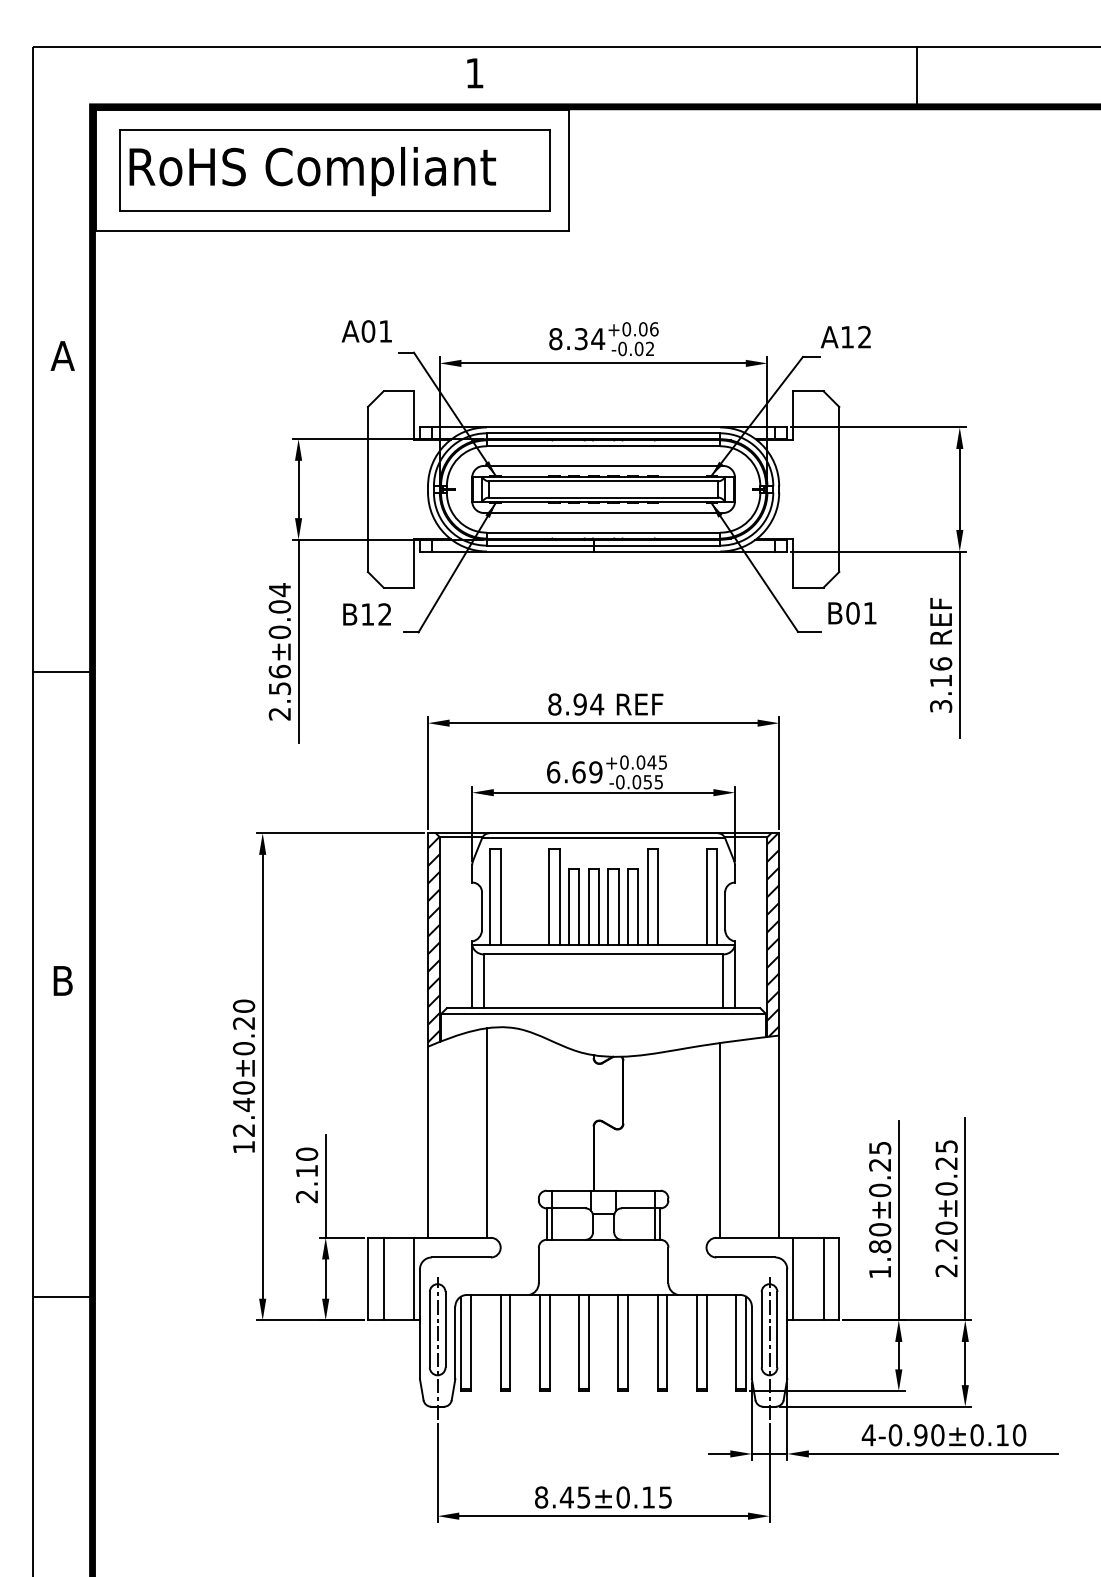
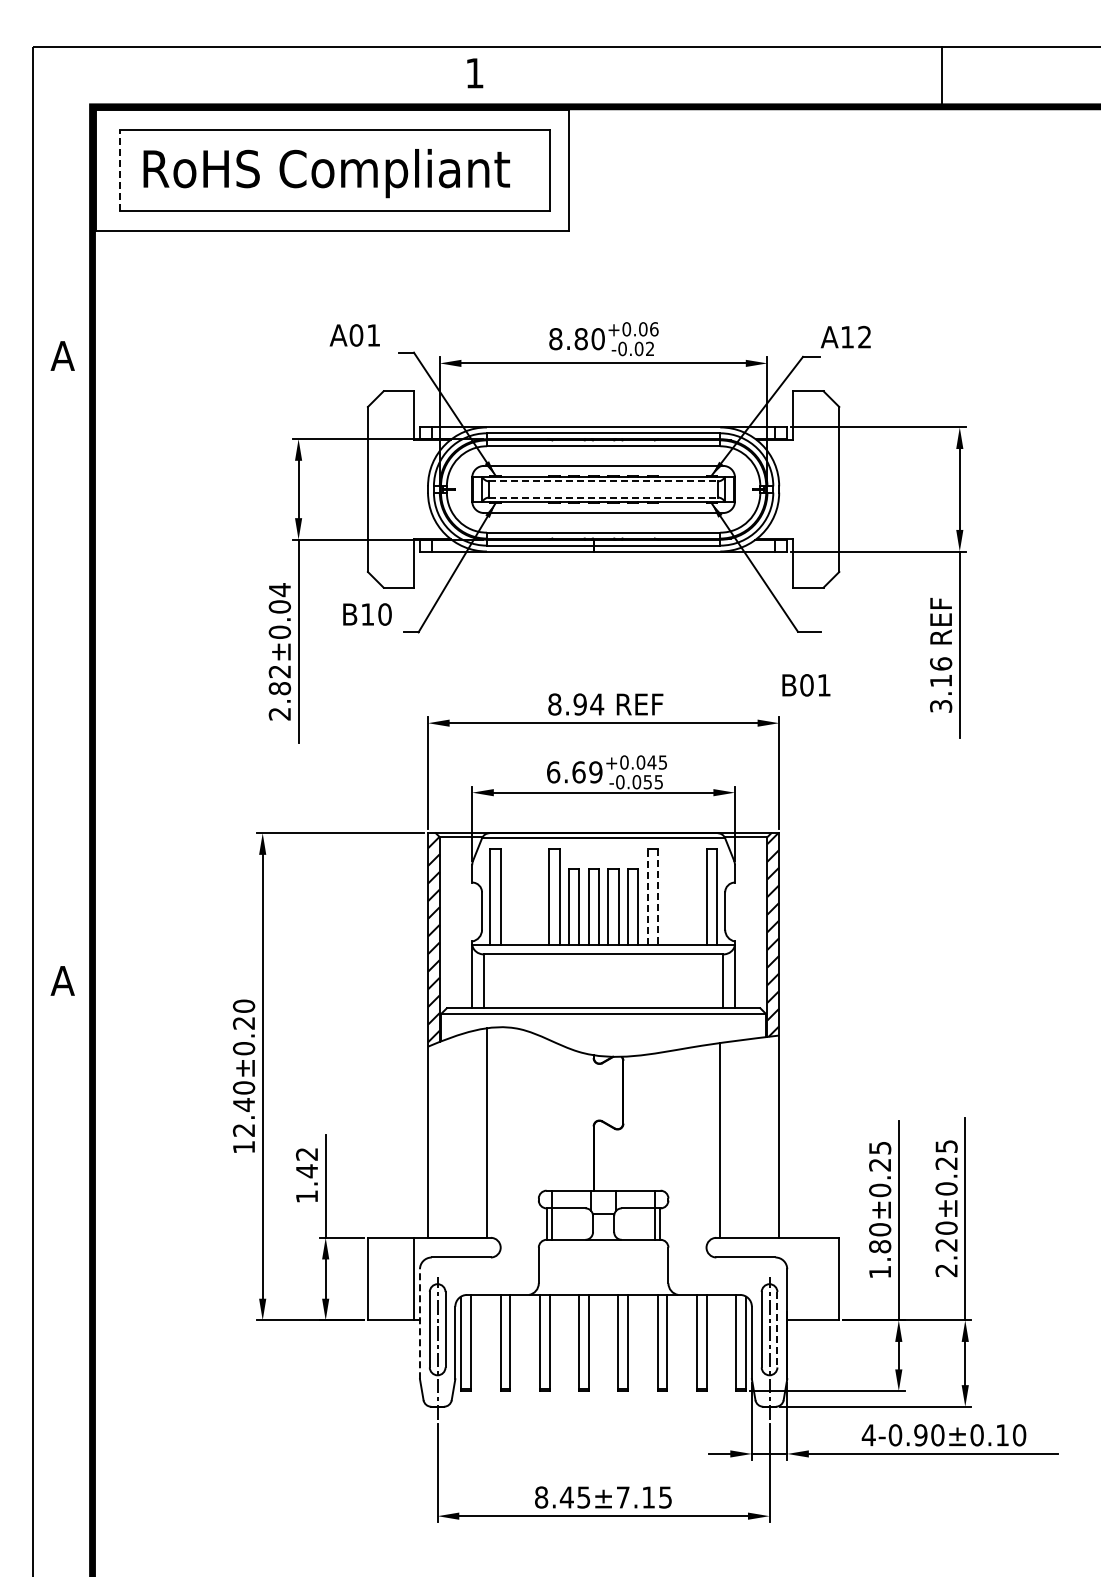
line position: (916, 76) -> (941, 76) (941, 76)
line: solid -> dashed (120, 170)
text position: (312, 171) -> (326, 173) (326, 173)
text position: (366, 331) -> (354, 335) (354, 335)
text: 8.34 -> 8.80 (589, 339)
line: solid -> dashed (604, 481)
line: solid -> dashed (604, 497)
text position: (852, 613) -> (806, 685) (806, 685)
text: B12 -> B10 (384, 614)
line: present -> none (62, 672)
text: 2.56±0.04 -> 2.82±0.04 (279, 679)
line: solid -> dashed (647, 897)
line: solid -> dashed (657, 897)
text: B -> A (62, 980)
text: 2.10 -> 1.42 (306, 1175)
line: present -> none (383, 1278)
line: present -> none (792, 1278)
line: present -> none (823, 1278)
line: present -> none (62, 1297)
line: solid -> dashed (419, 1324)
line: solid -> dashed (777, 1329)
text: 8.45±0.15 -> 8.45±7.15 (622, 1497)
